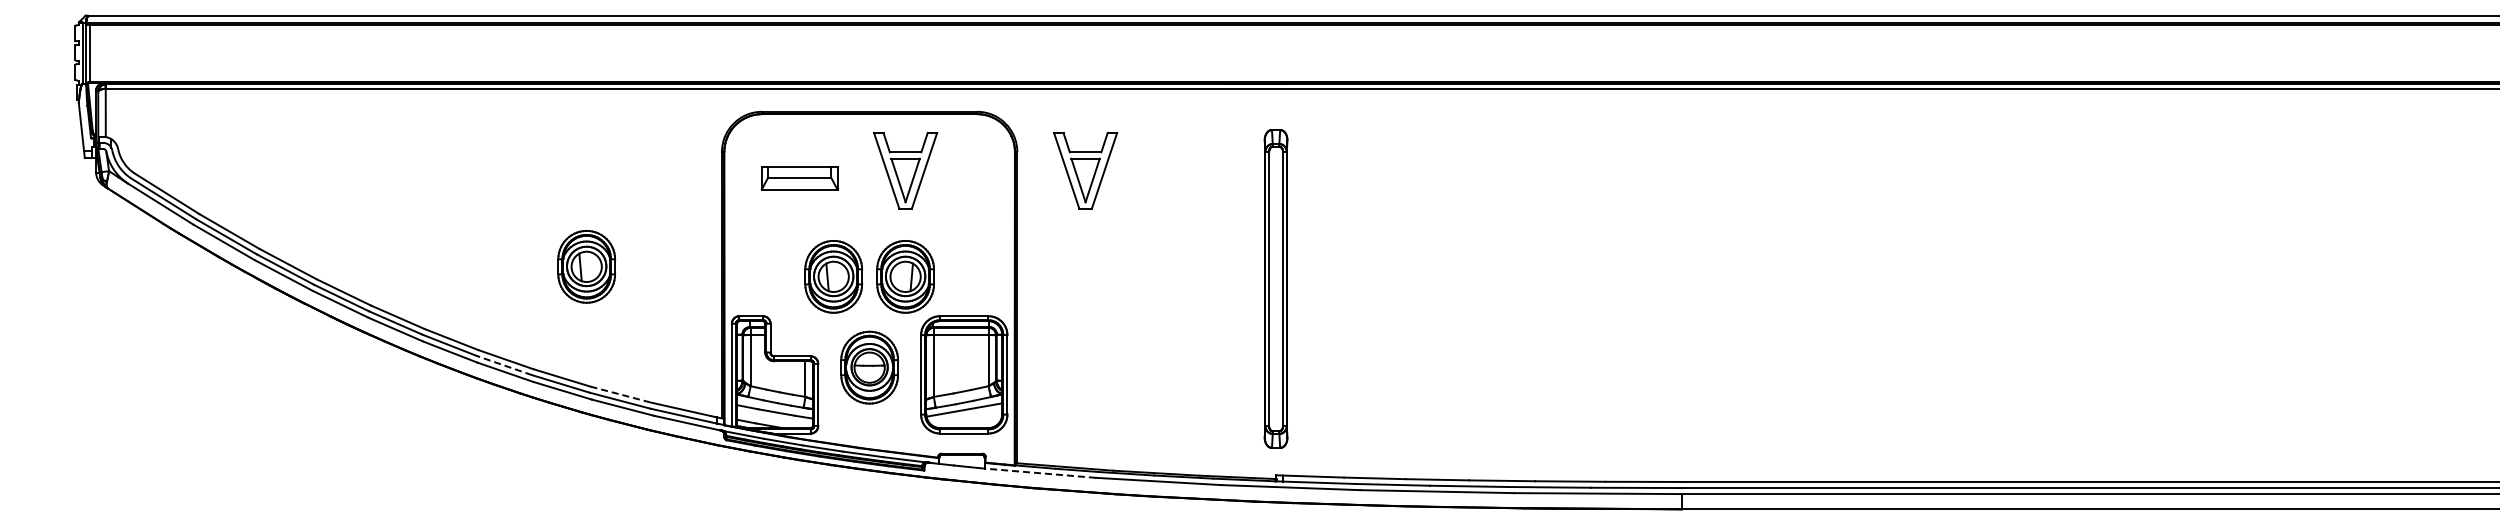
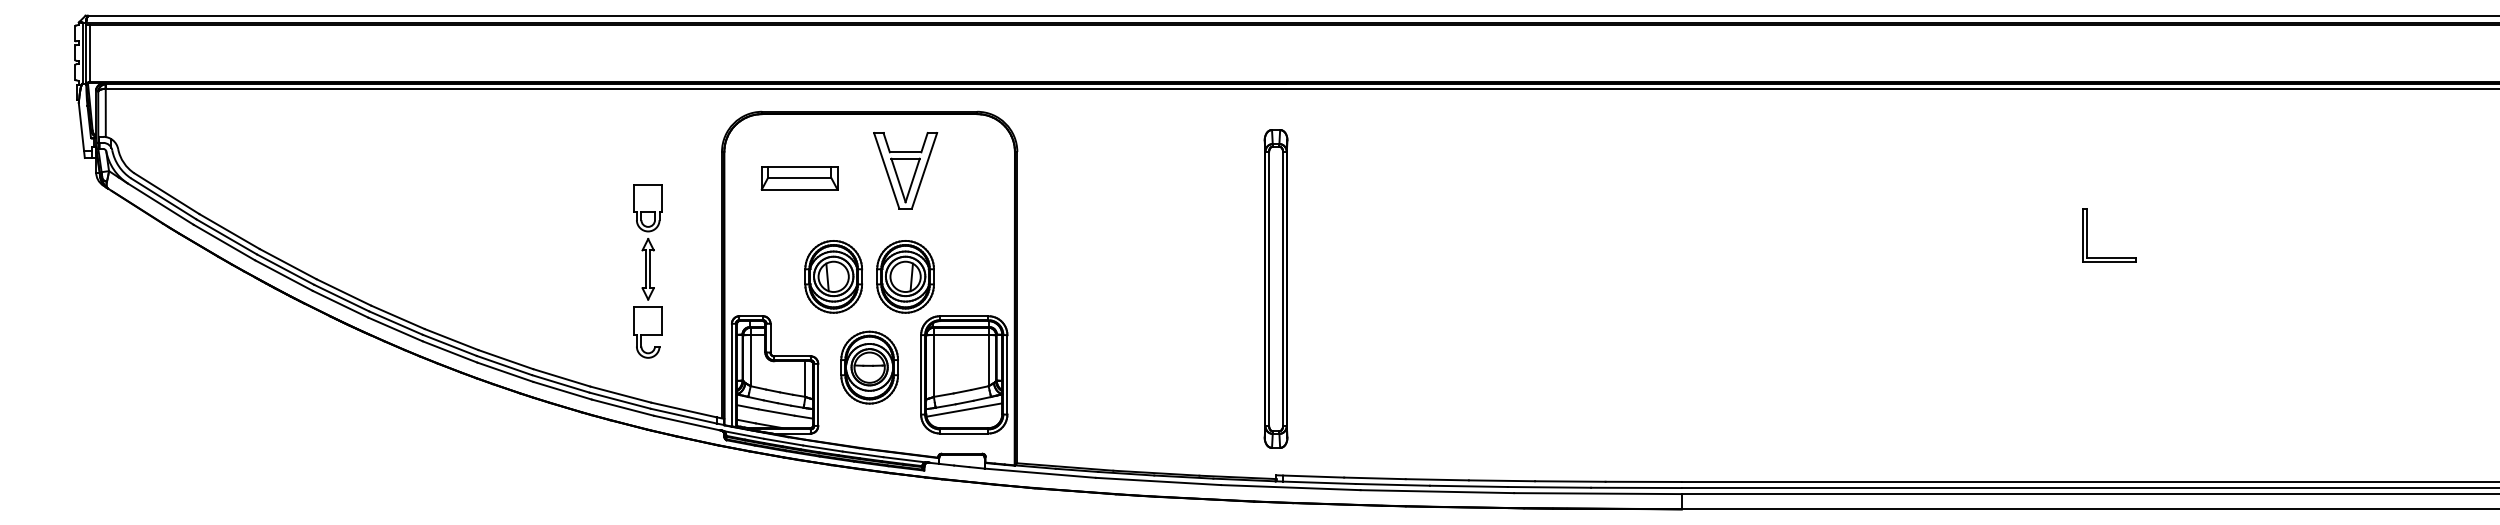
part: present -> none (1085, 170)
part: none -> present (2087, 235)
part: present -> none (586, 266)
part: none -> present (647, 271)
line: dashed -> solid (503, 365)
line: dashed -> solid (621, 394)
line: dashed -> solid (1040, 473)
